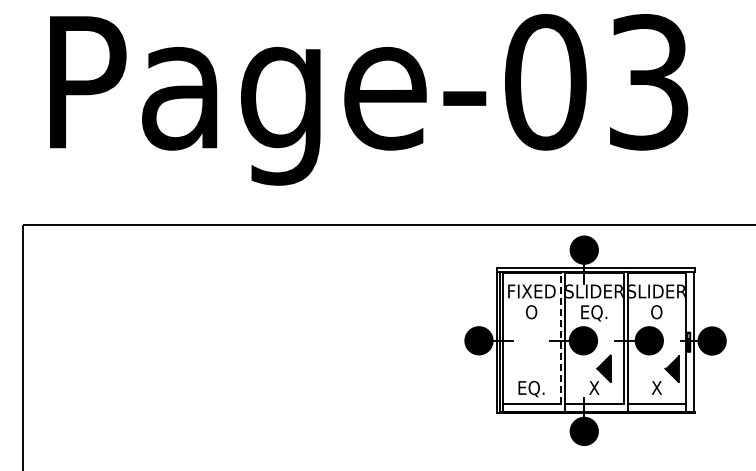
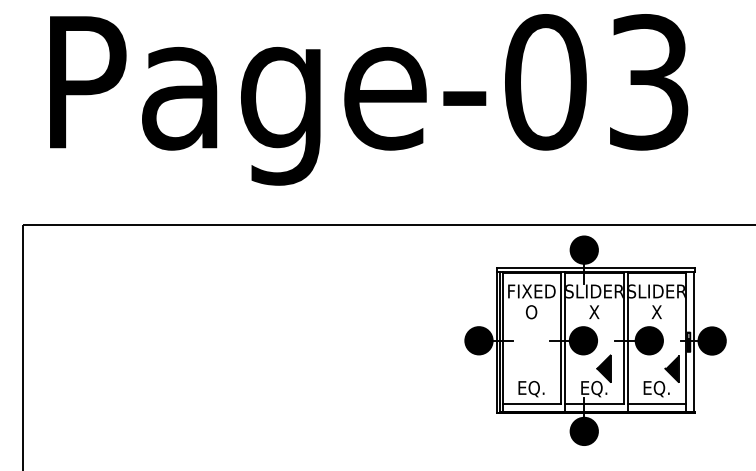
text: O -> X (656, 312)
text: EQ. -> X (594, 313)
line: dashed -> solid (560, 338)
text: X -> EQ. (594, 388)
text: X -> EQ. (656, 388)
